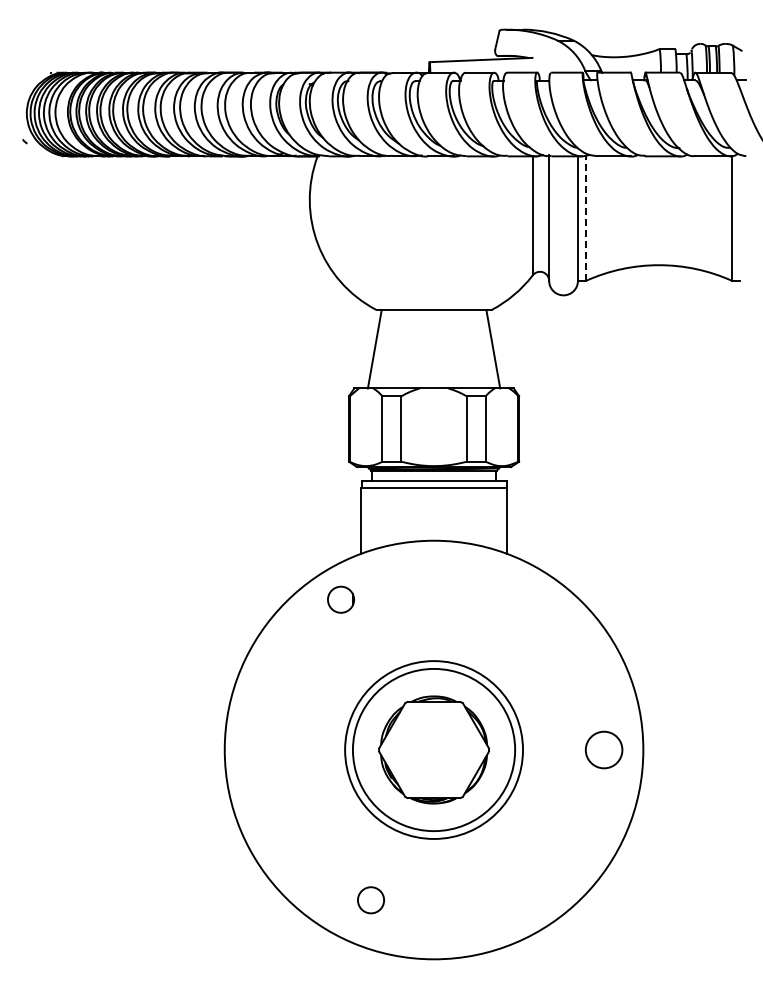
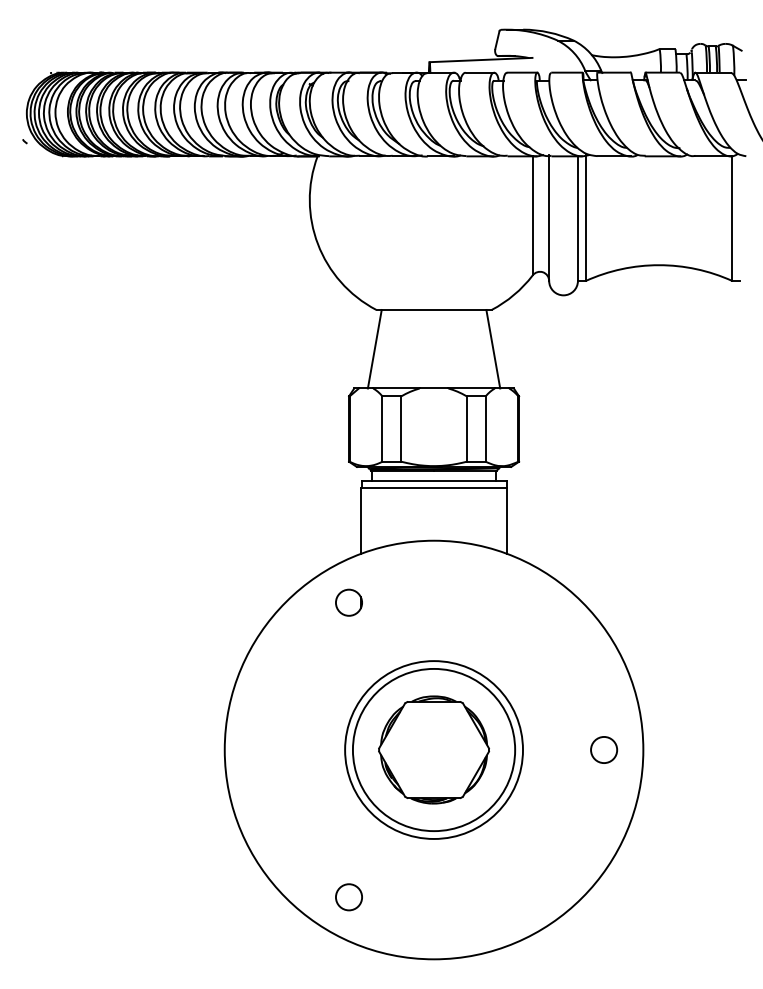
line: dashed -> solid (585, 218)
circle position: (340, 599) -> (348, 602) (348, 602)
circle diameter: 37 px -> 26 px (604, 749)
circle position: (370, 900) -> (348, 897) (348, 897)
